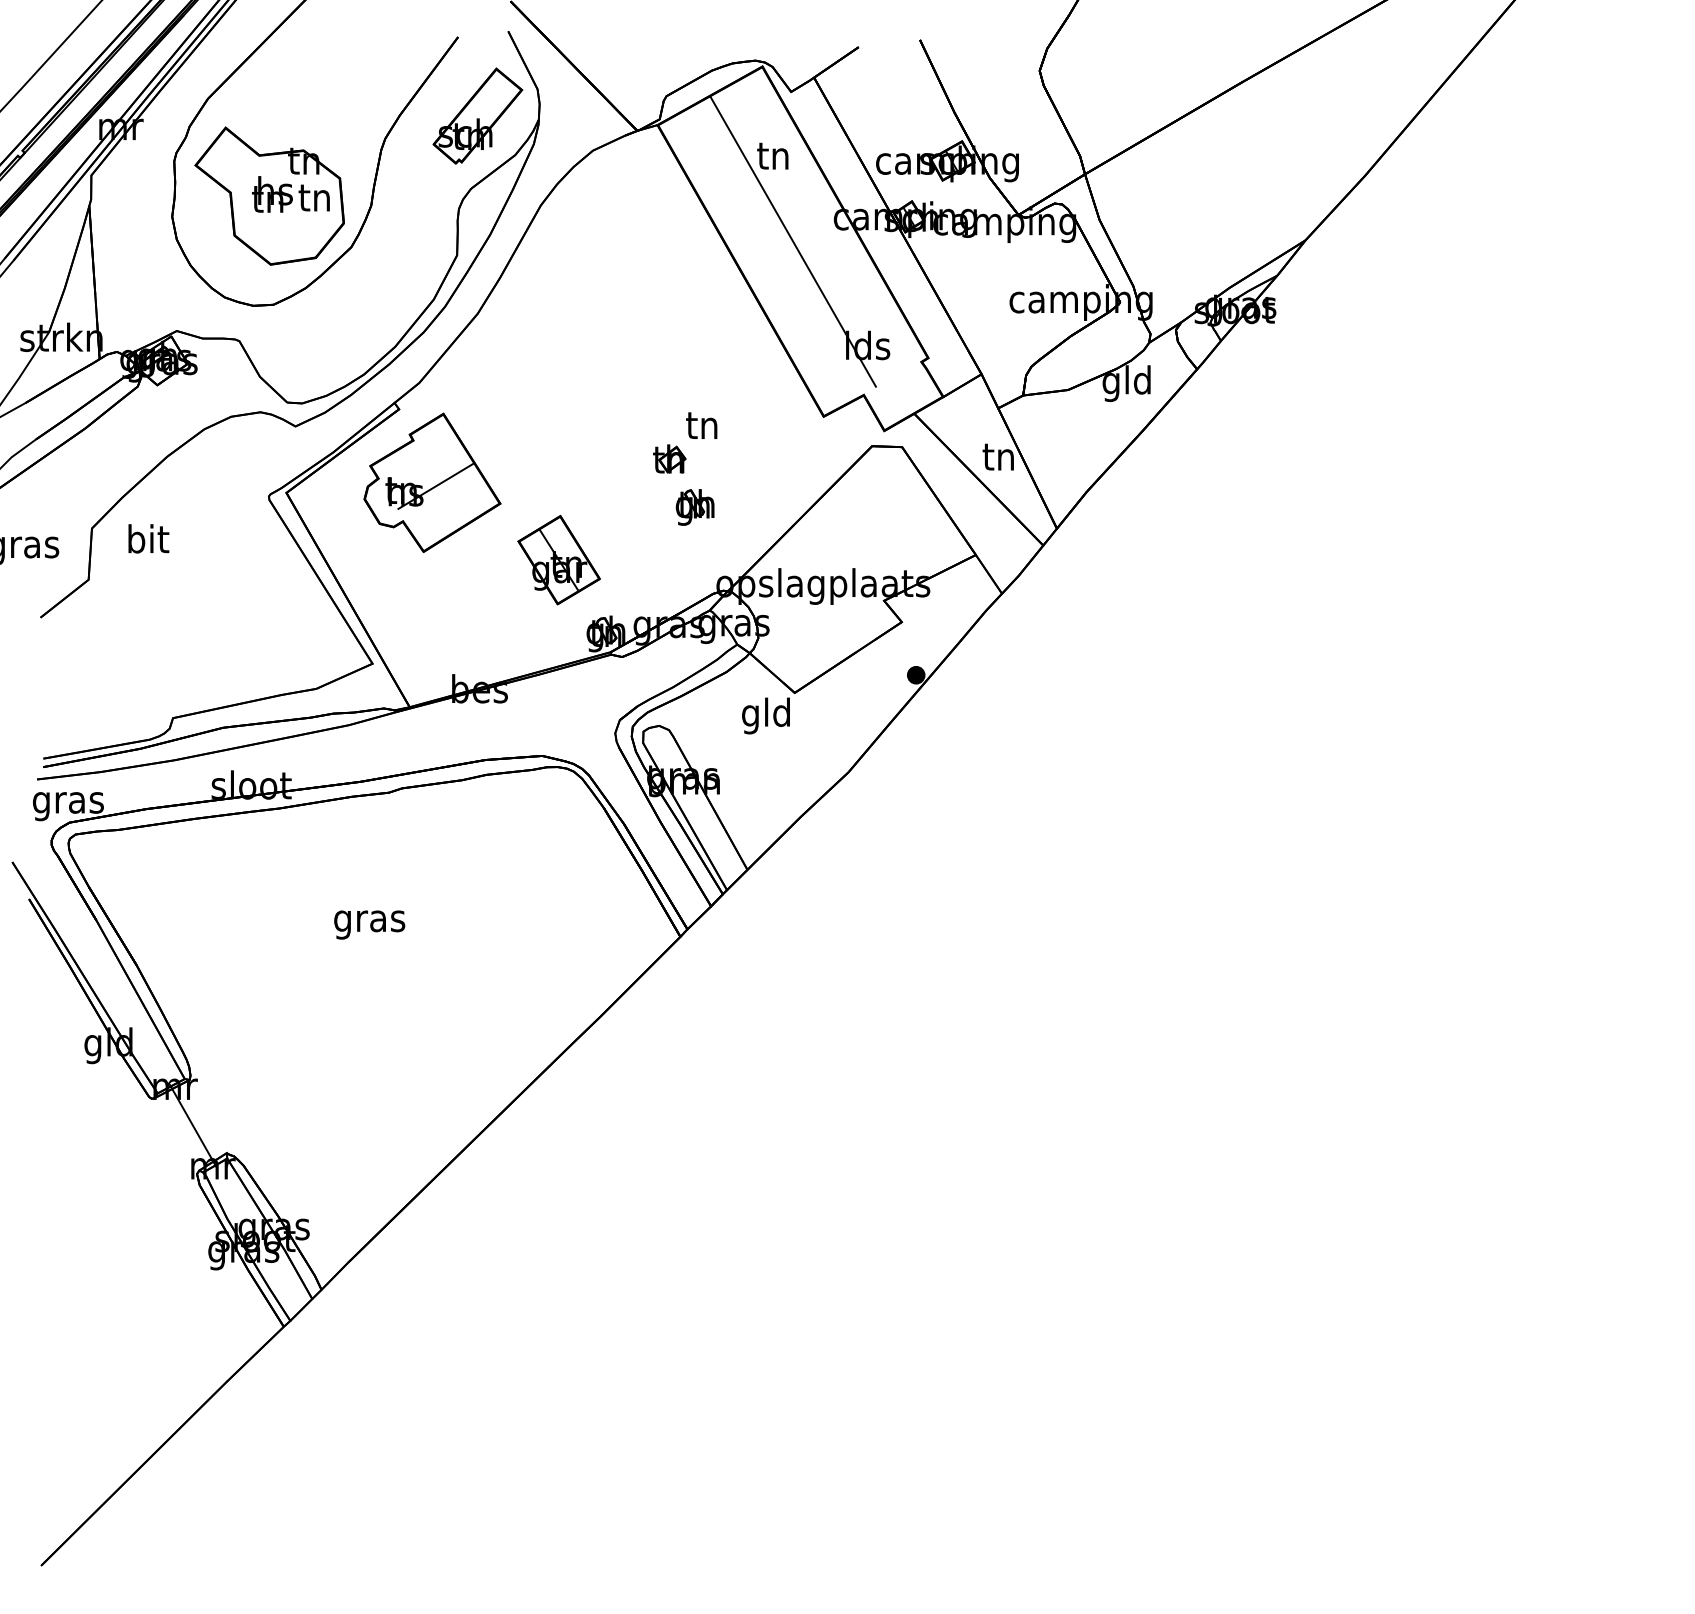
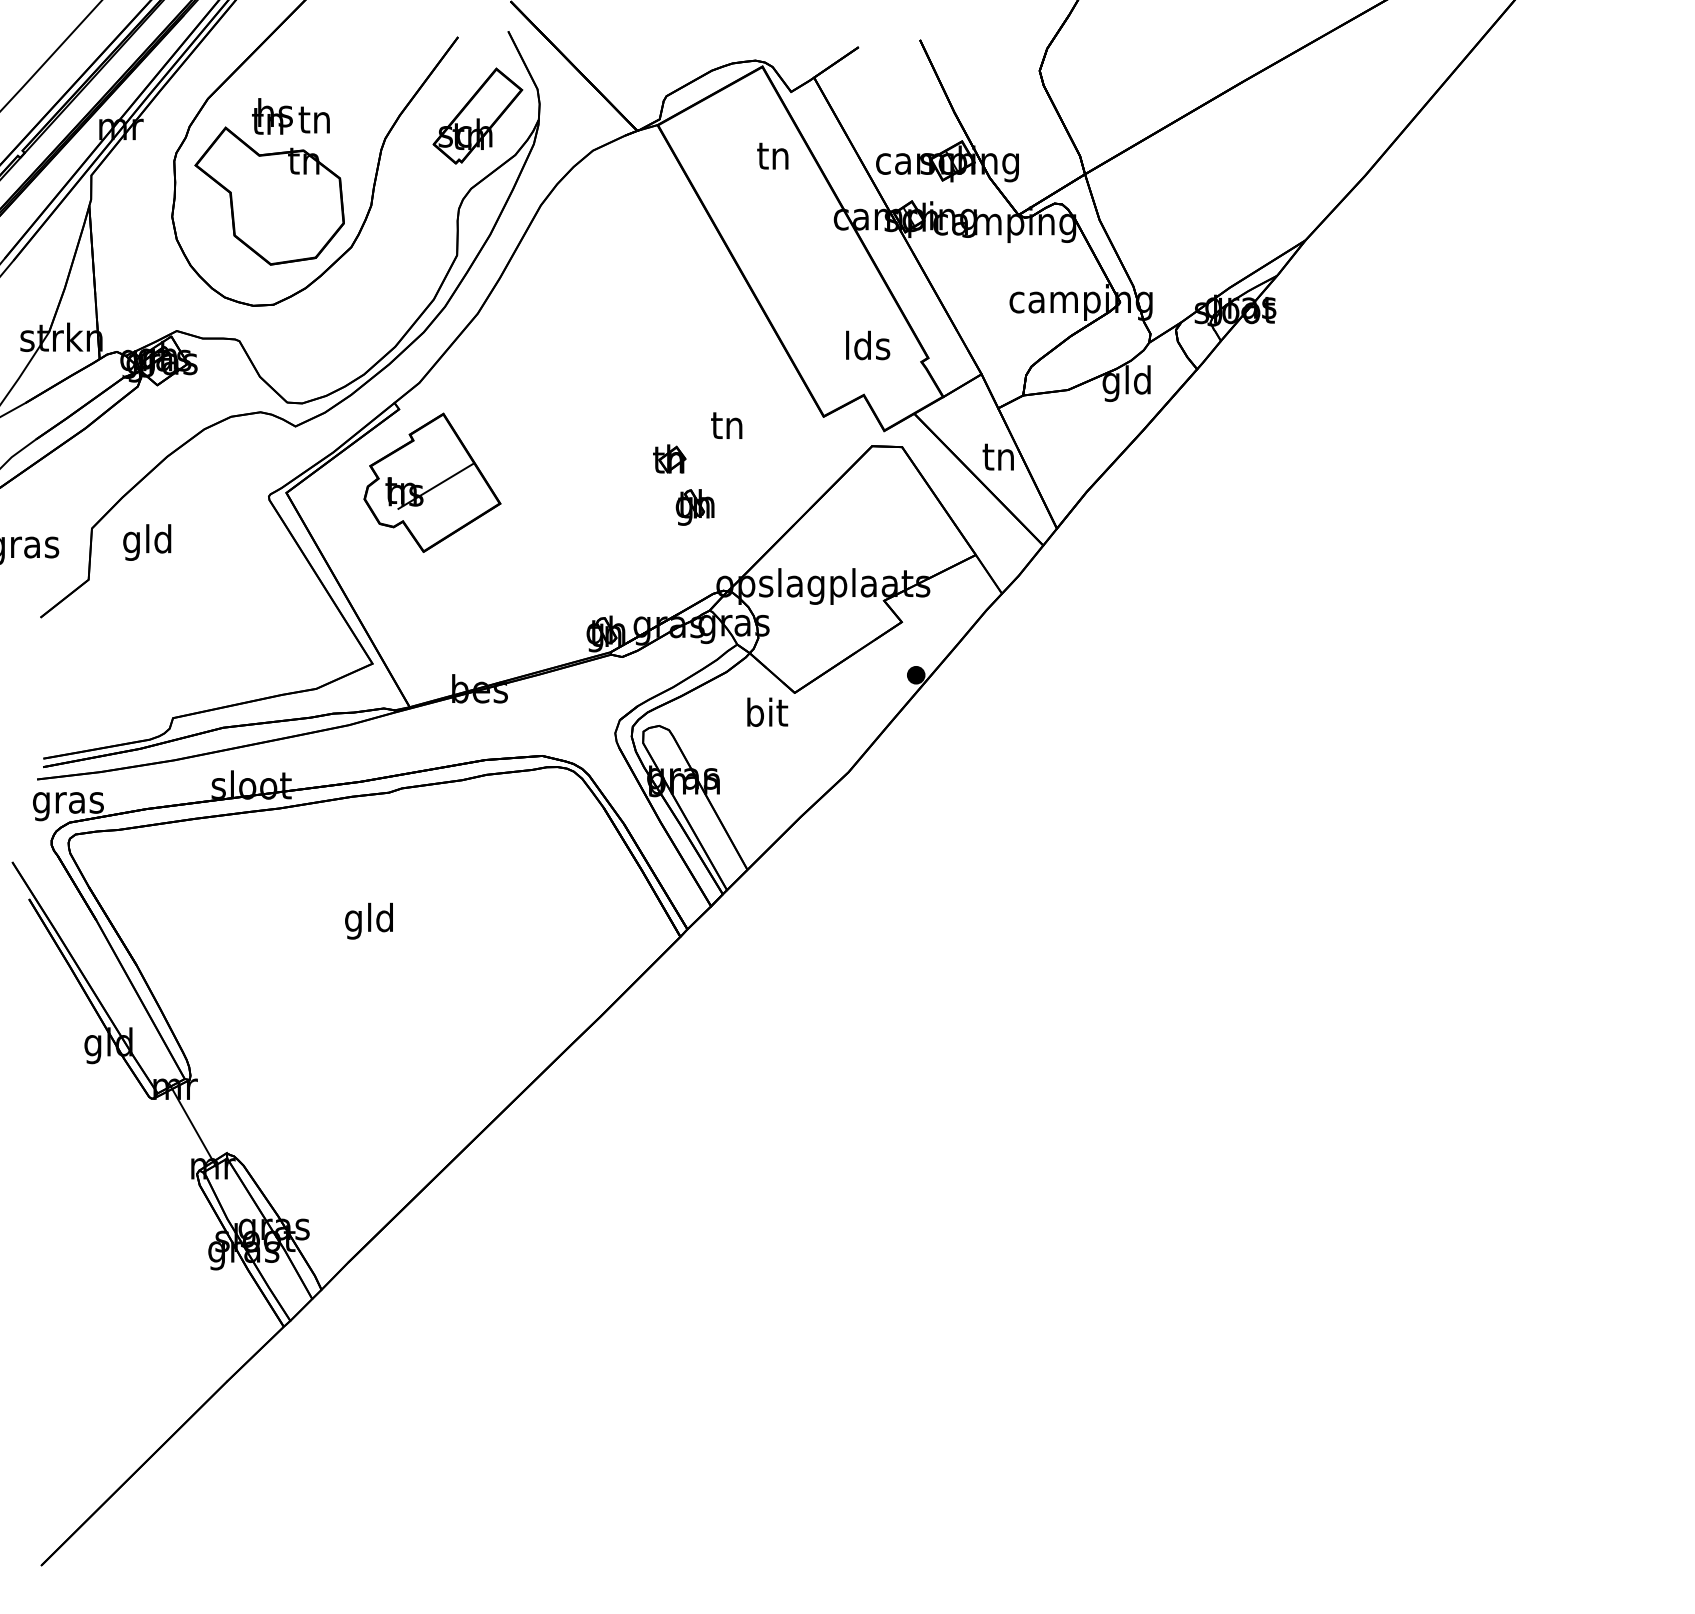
text position: (290, 194) -> (290, 116) (290, 116)
line: present -> none (792, 241)
text position: (701, 425) -> (726, 425) (726, 425)
text: bit -> gld (147, 542)
part: present -> none (558, 560)
text: gld -> bit (765, 715)
text: gras -> gld (369, 920)
